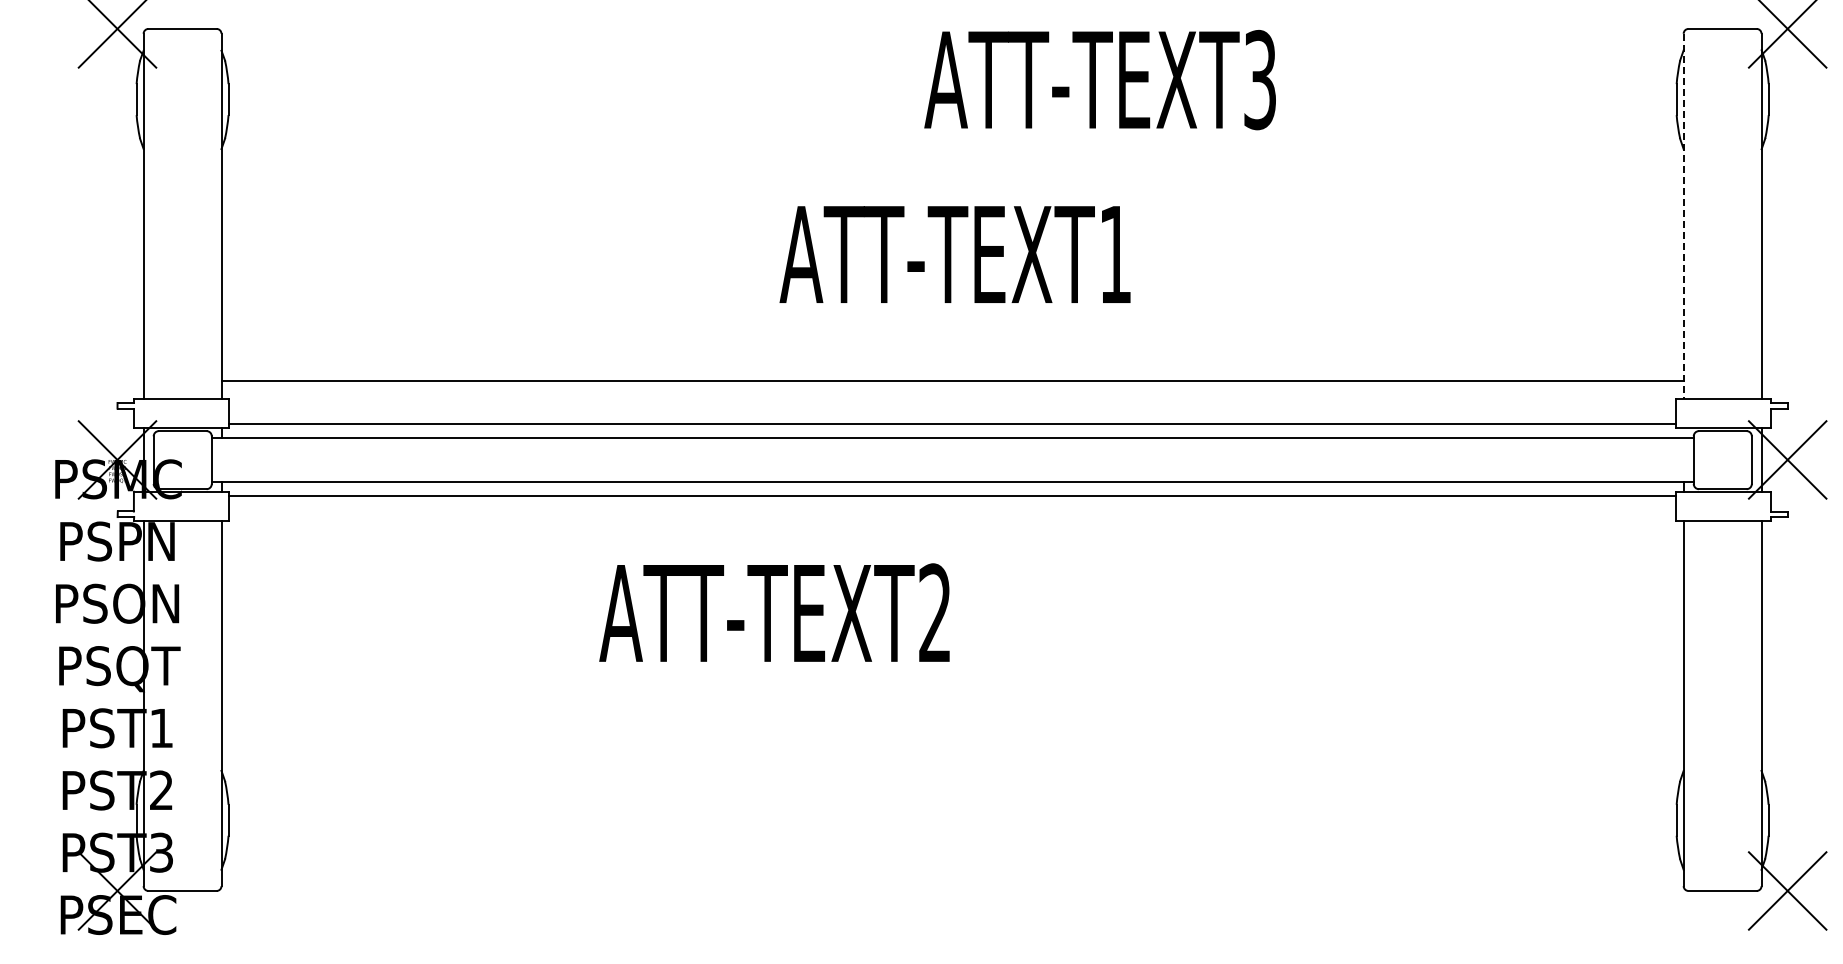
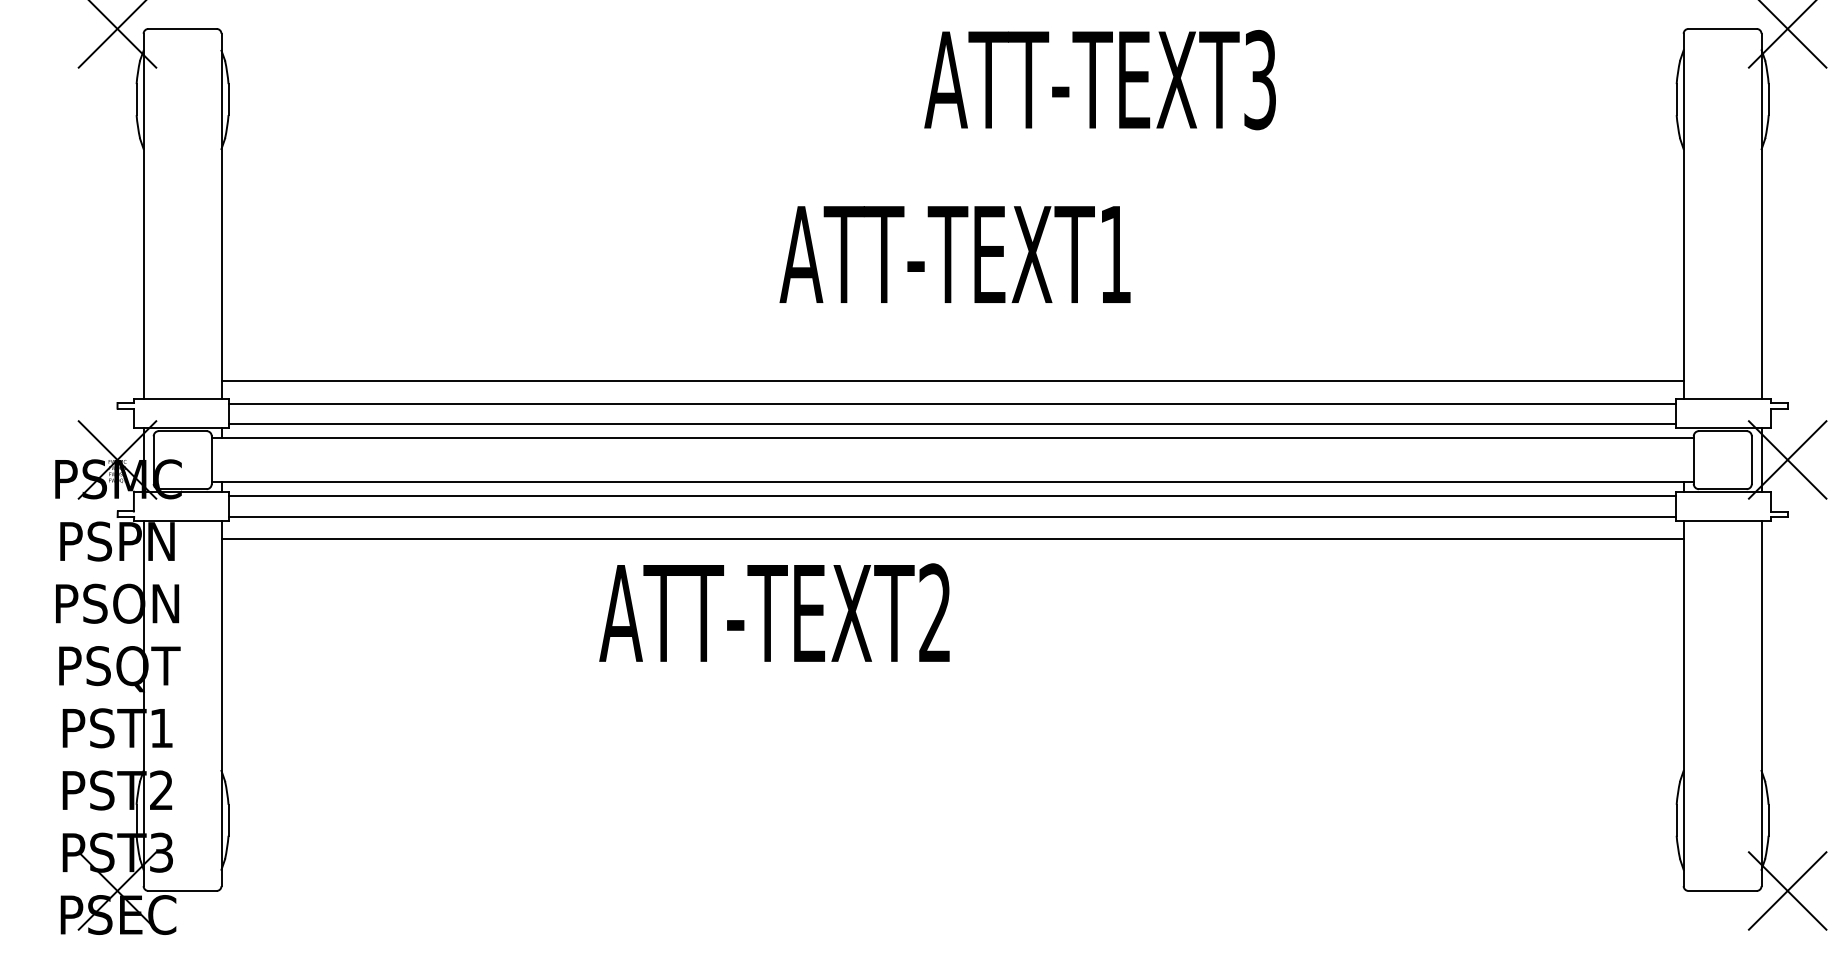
line: dashed -> solid (1683, 216)
line: none -> present (952, 403)
line: none -> present (952, 516)
line: none -> present (952, 538)
